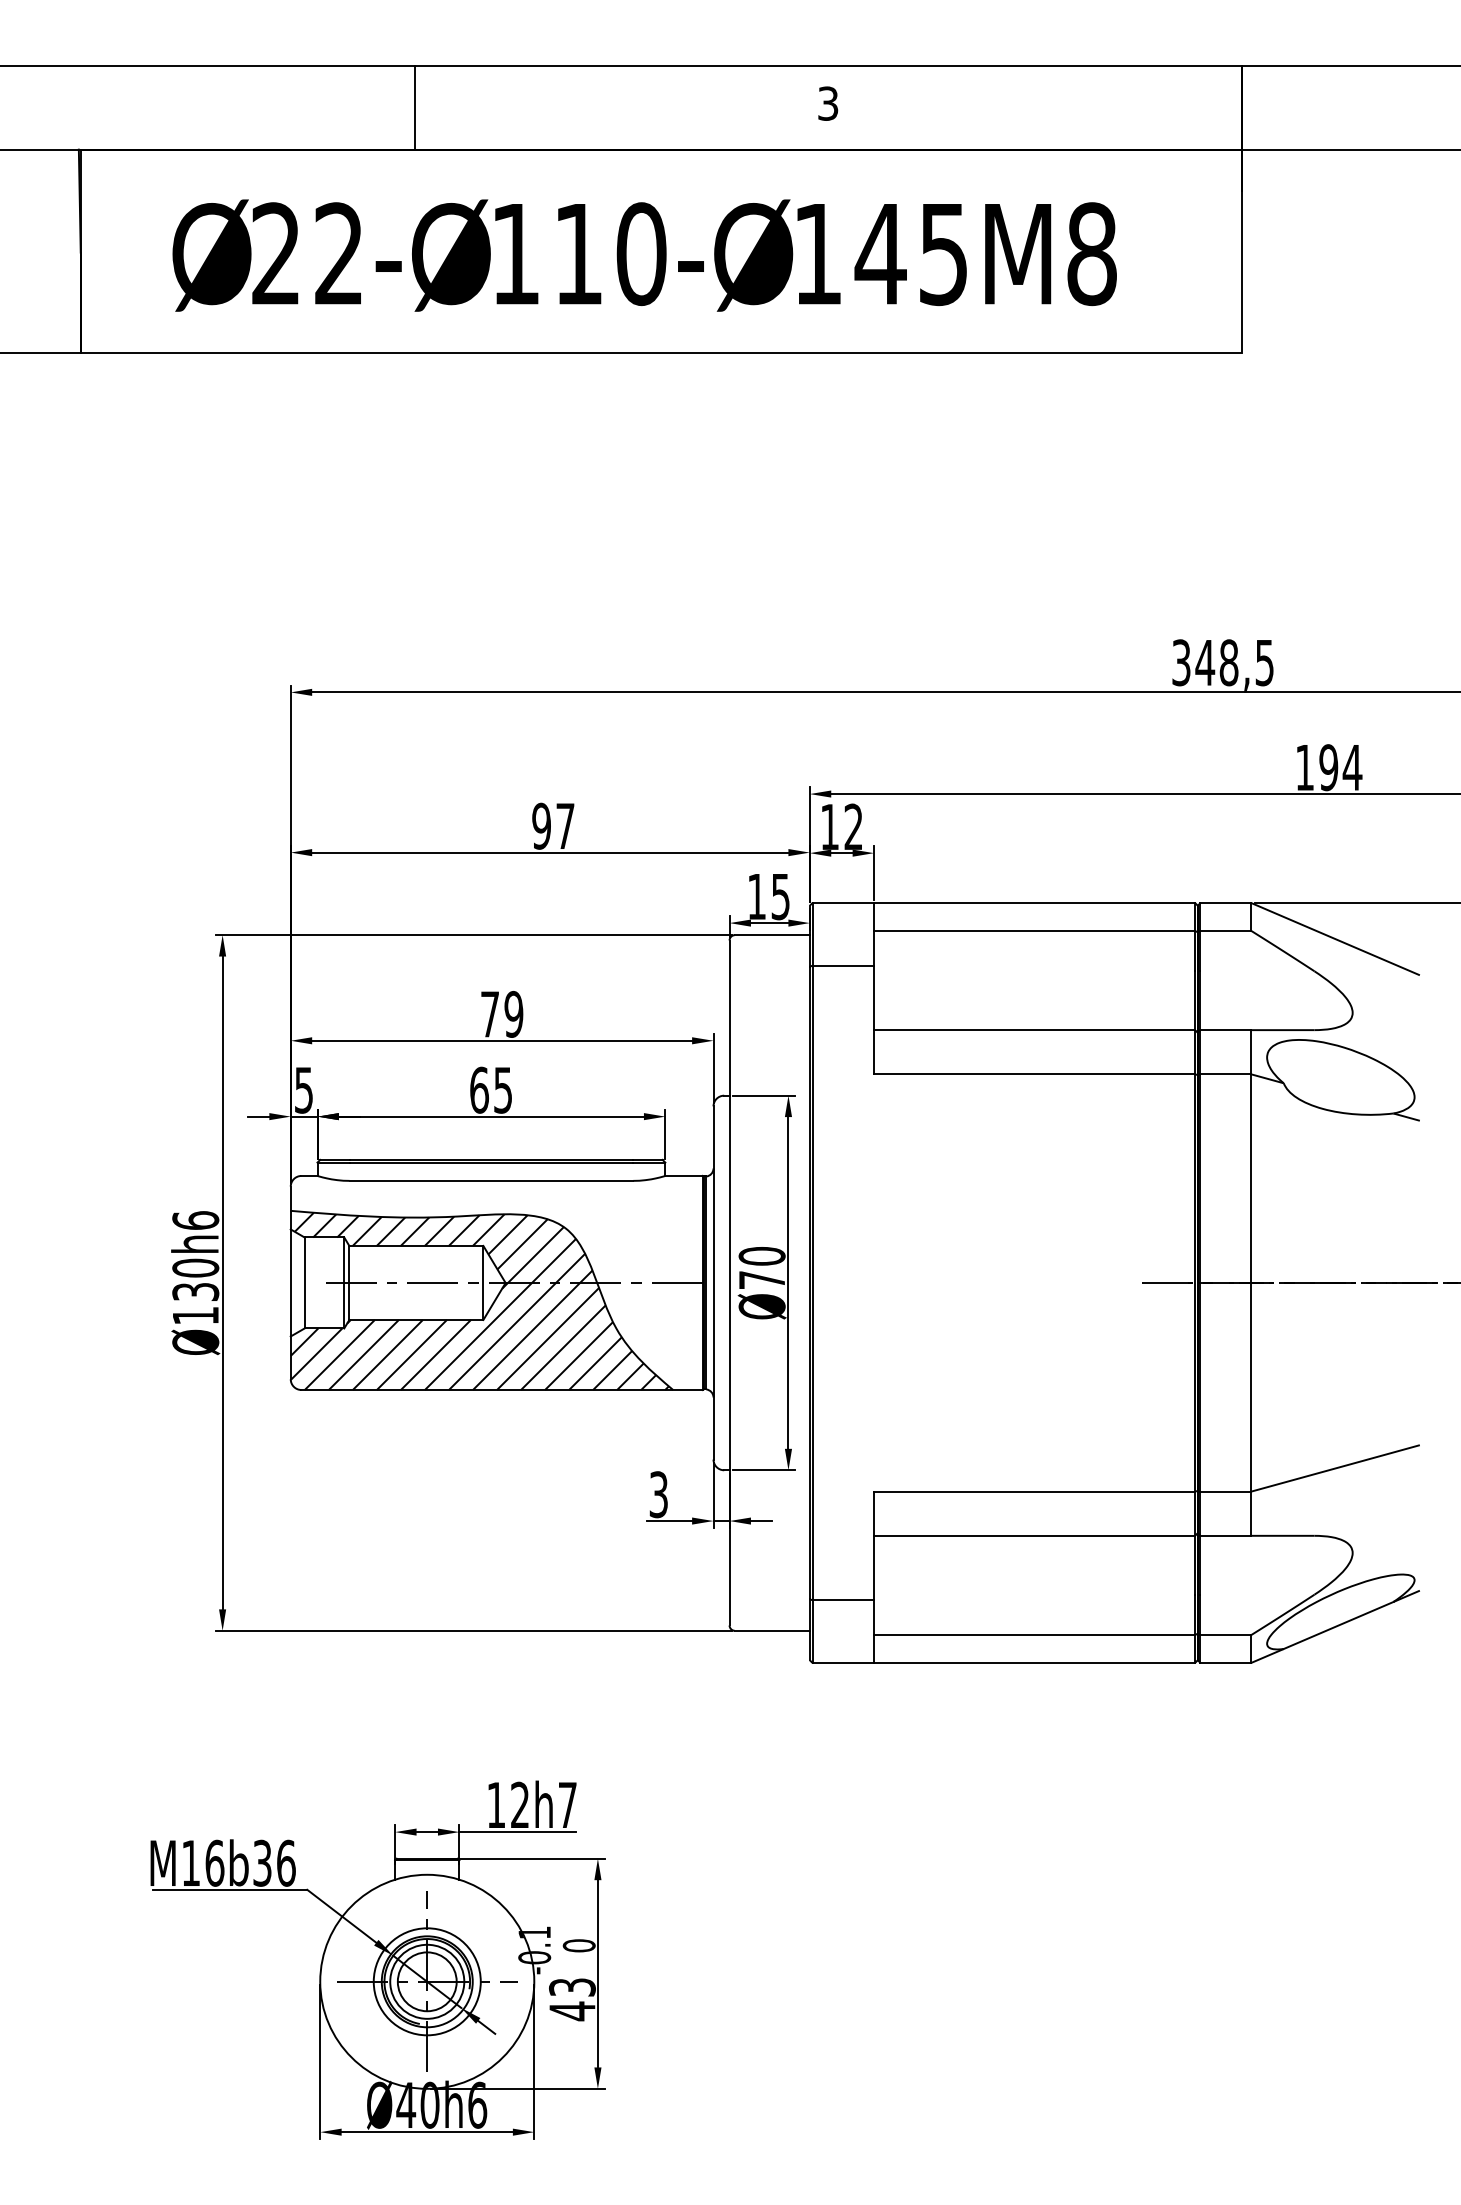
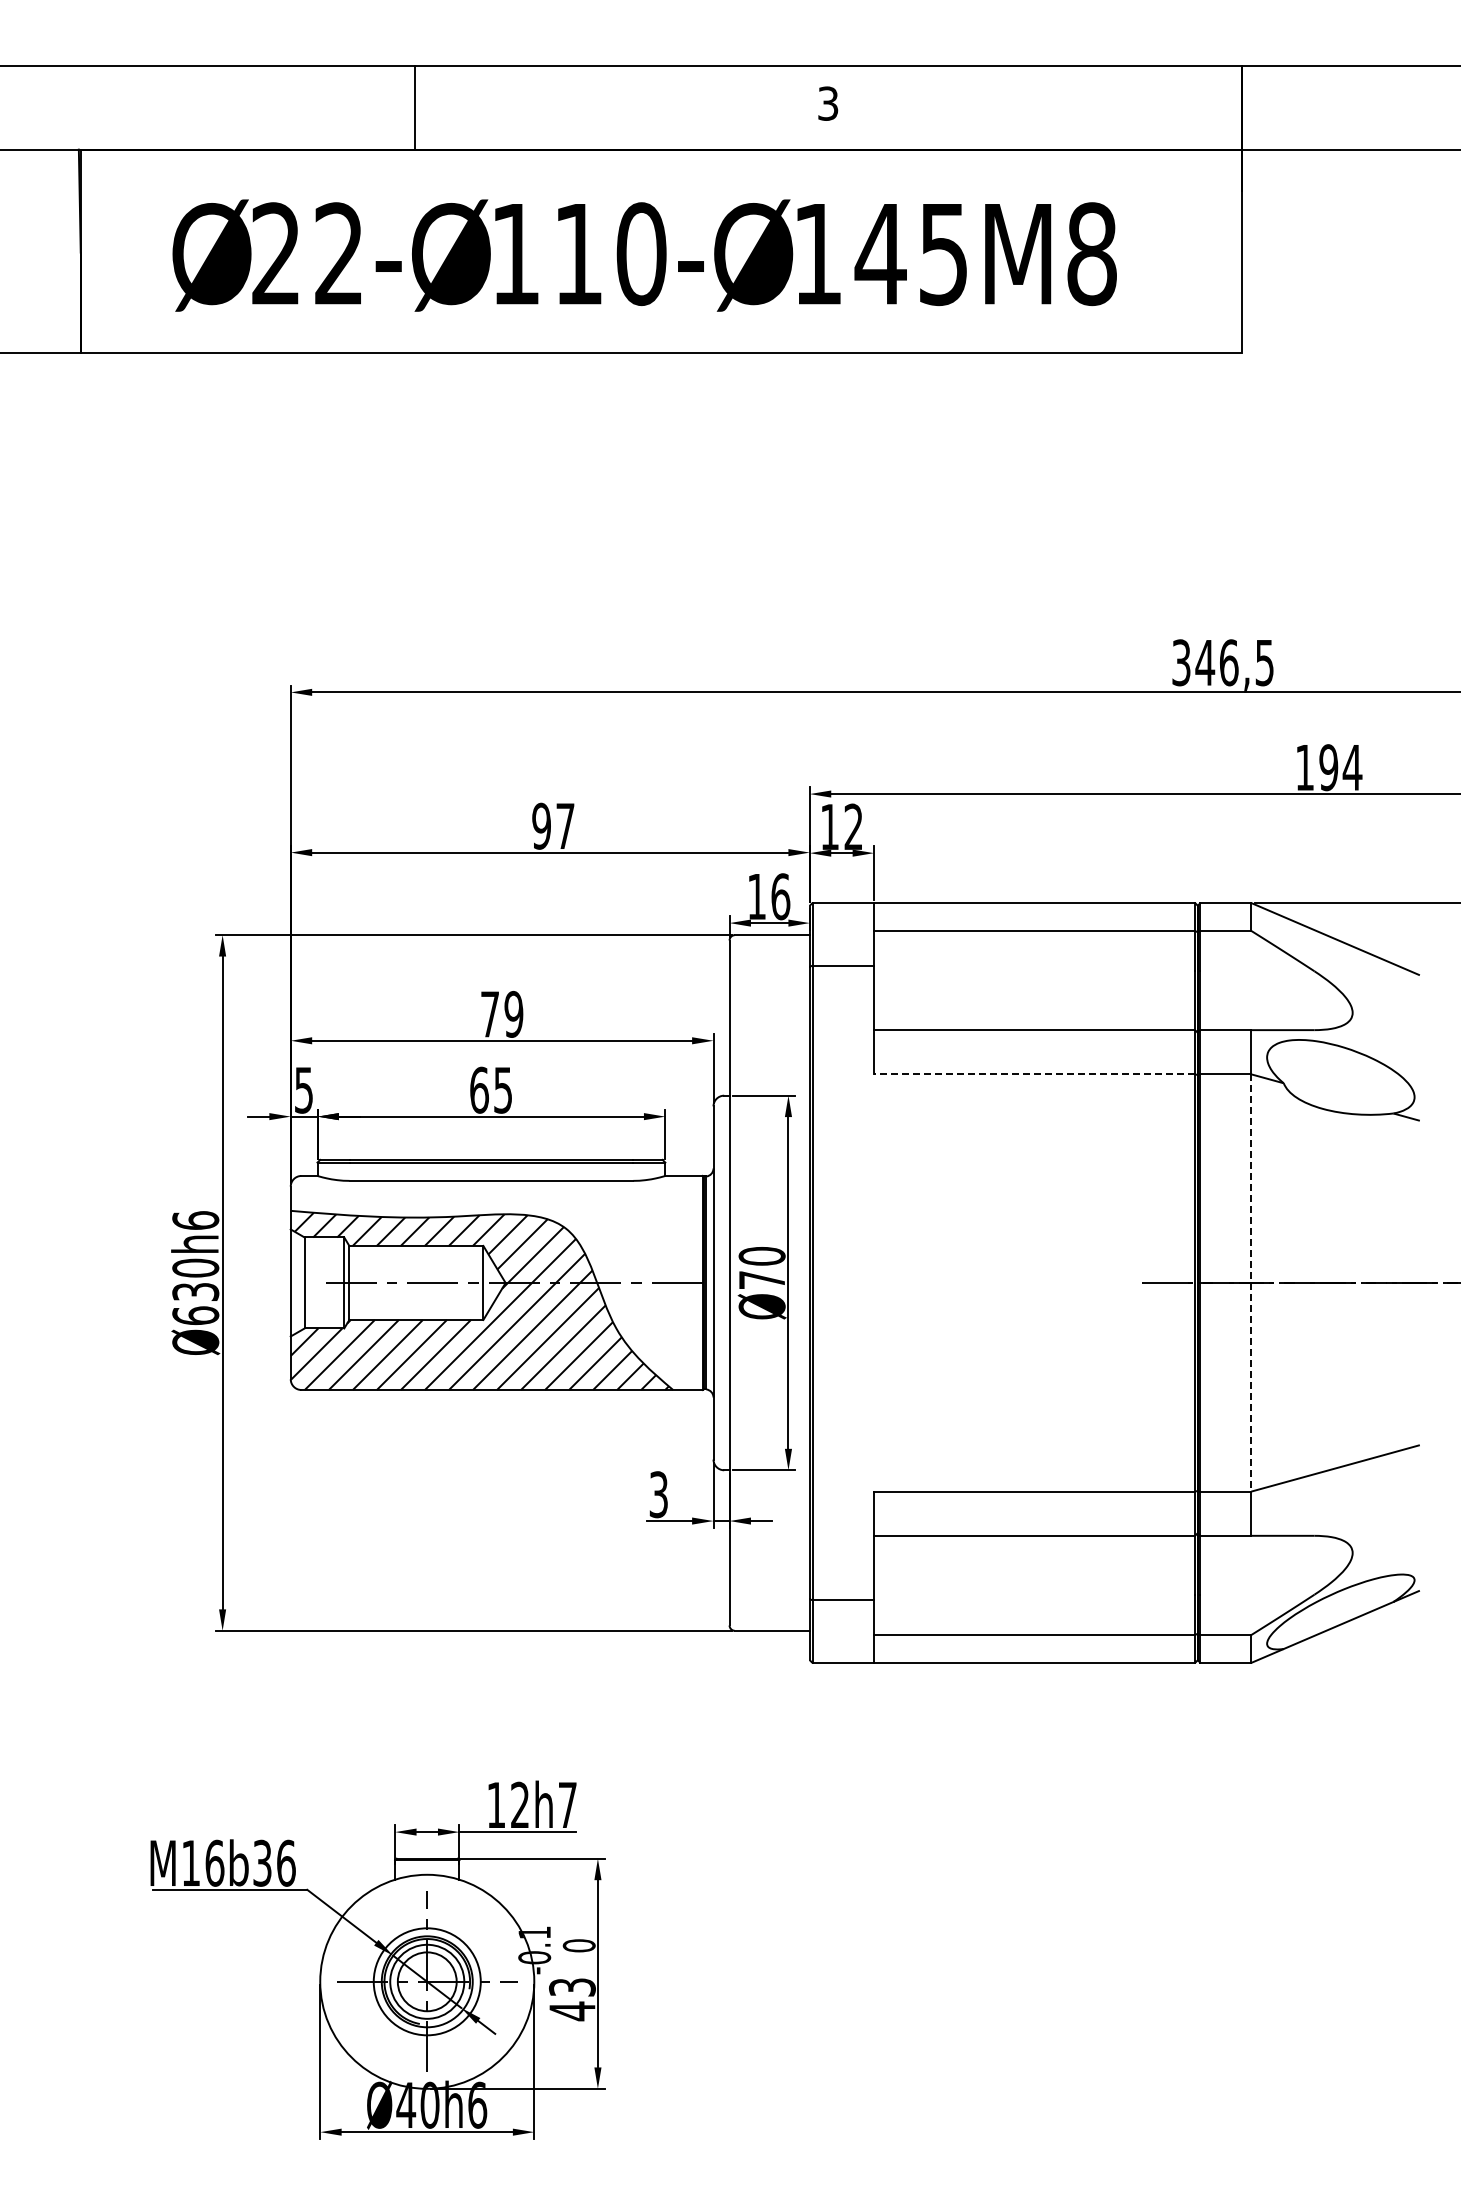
text: 348,5 -> 346,5 (1228, 662)
text: 15 -> 16 (780, 896)
line: solid -> dashed (1034, 1074)
line: solid -> dashed (1251, 1282)
text: Ø130 -> Ø630 (195, 1315)
